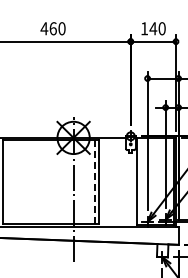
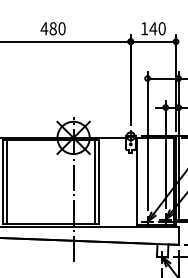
text: 460 -> 480 (52, 28)
line: none -> present (7, 181)
line: dashed -> solid (94, 181)
